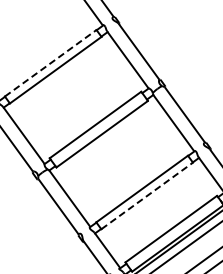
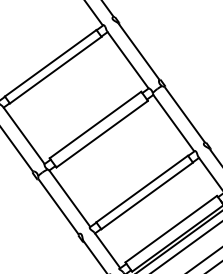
line: dashed -> solid (50, 63)
line: dashed -> solid (147, 195)
